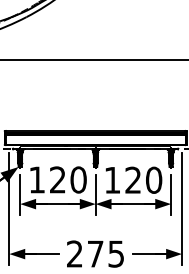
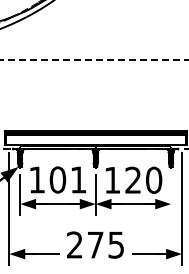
line: solid -> dashed (94, 60)
text: 120 -> 101 (67, 179)
line: present -> none (171, 194)
text position: (95, 253) -> (95, 244) (95, 244)
